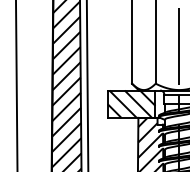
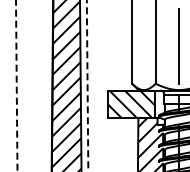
line: solid -> dashed (16, 85)
line: solid -> dashed (87, 85)
